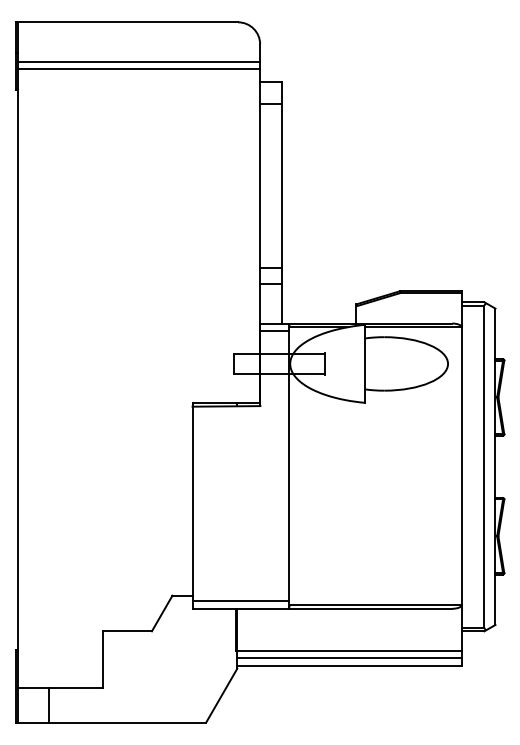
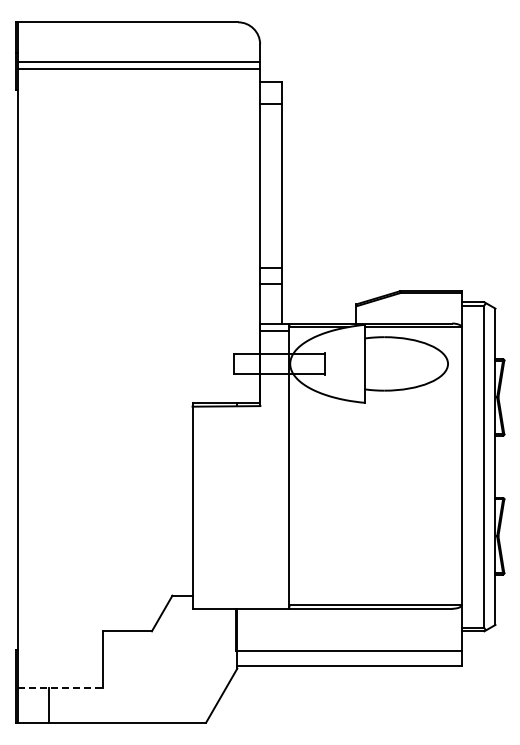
line: present -> none (240, 601)
line: present -> none (349, 658)
line: solid -> dashed (60, 688)
